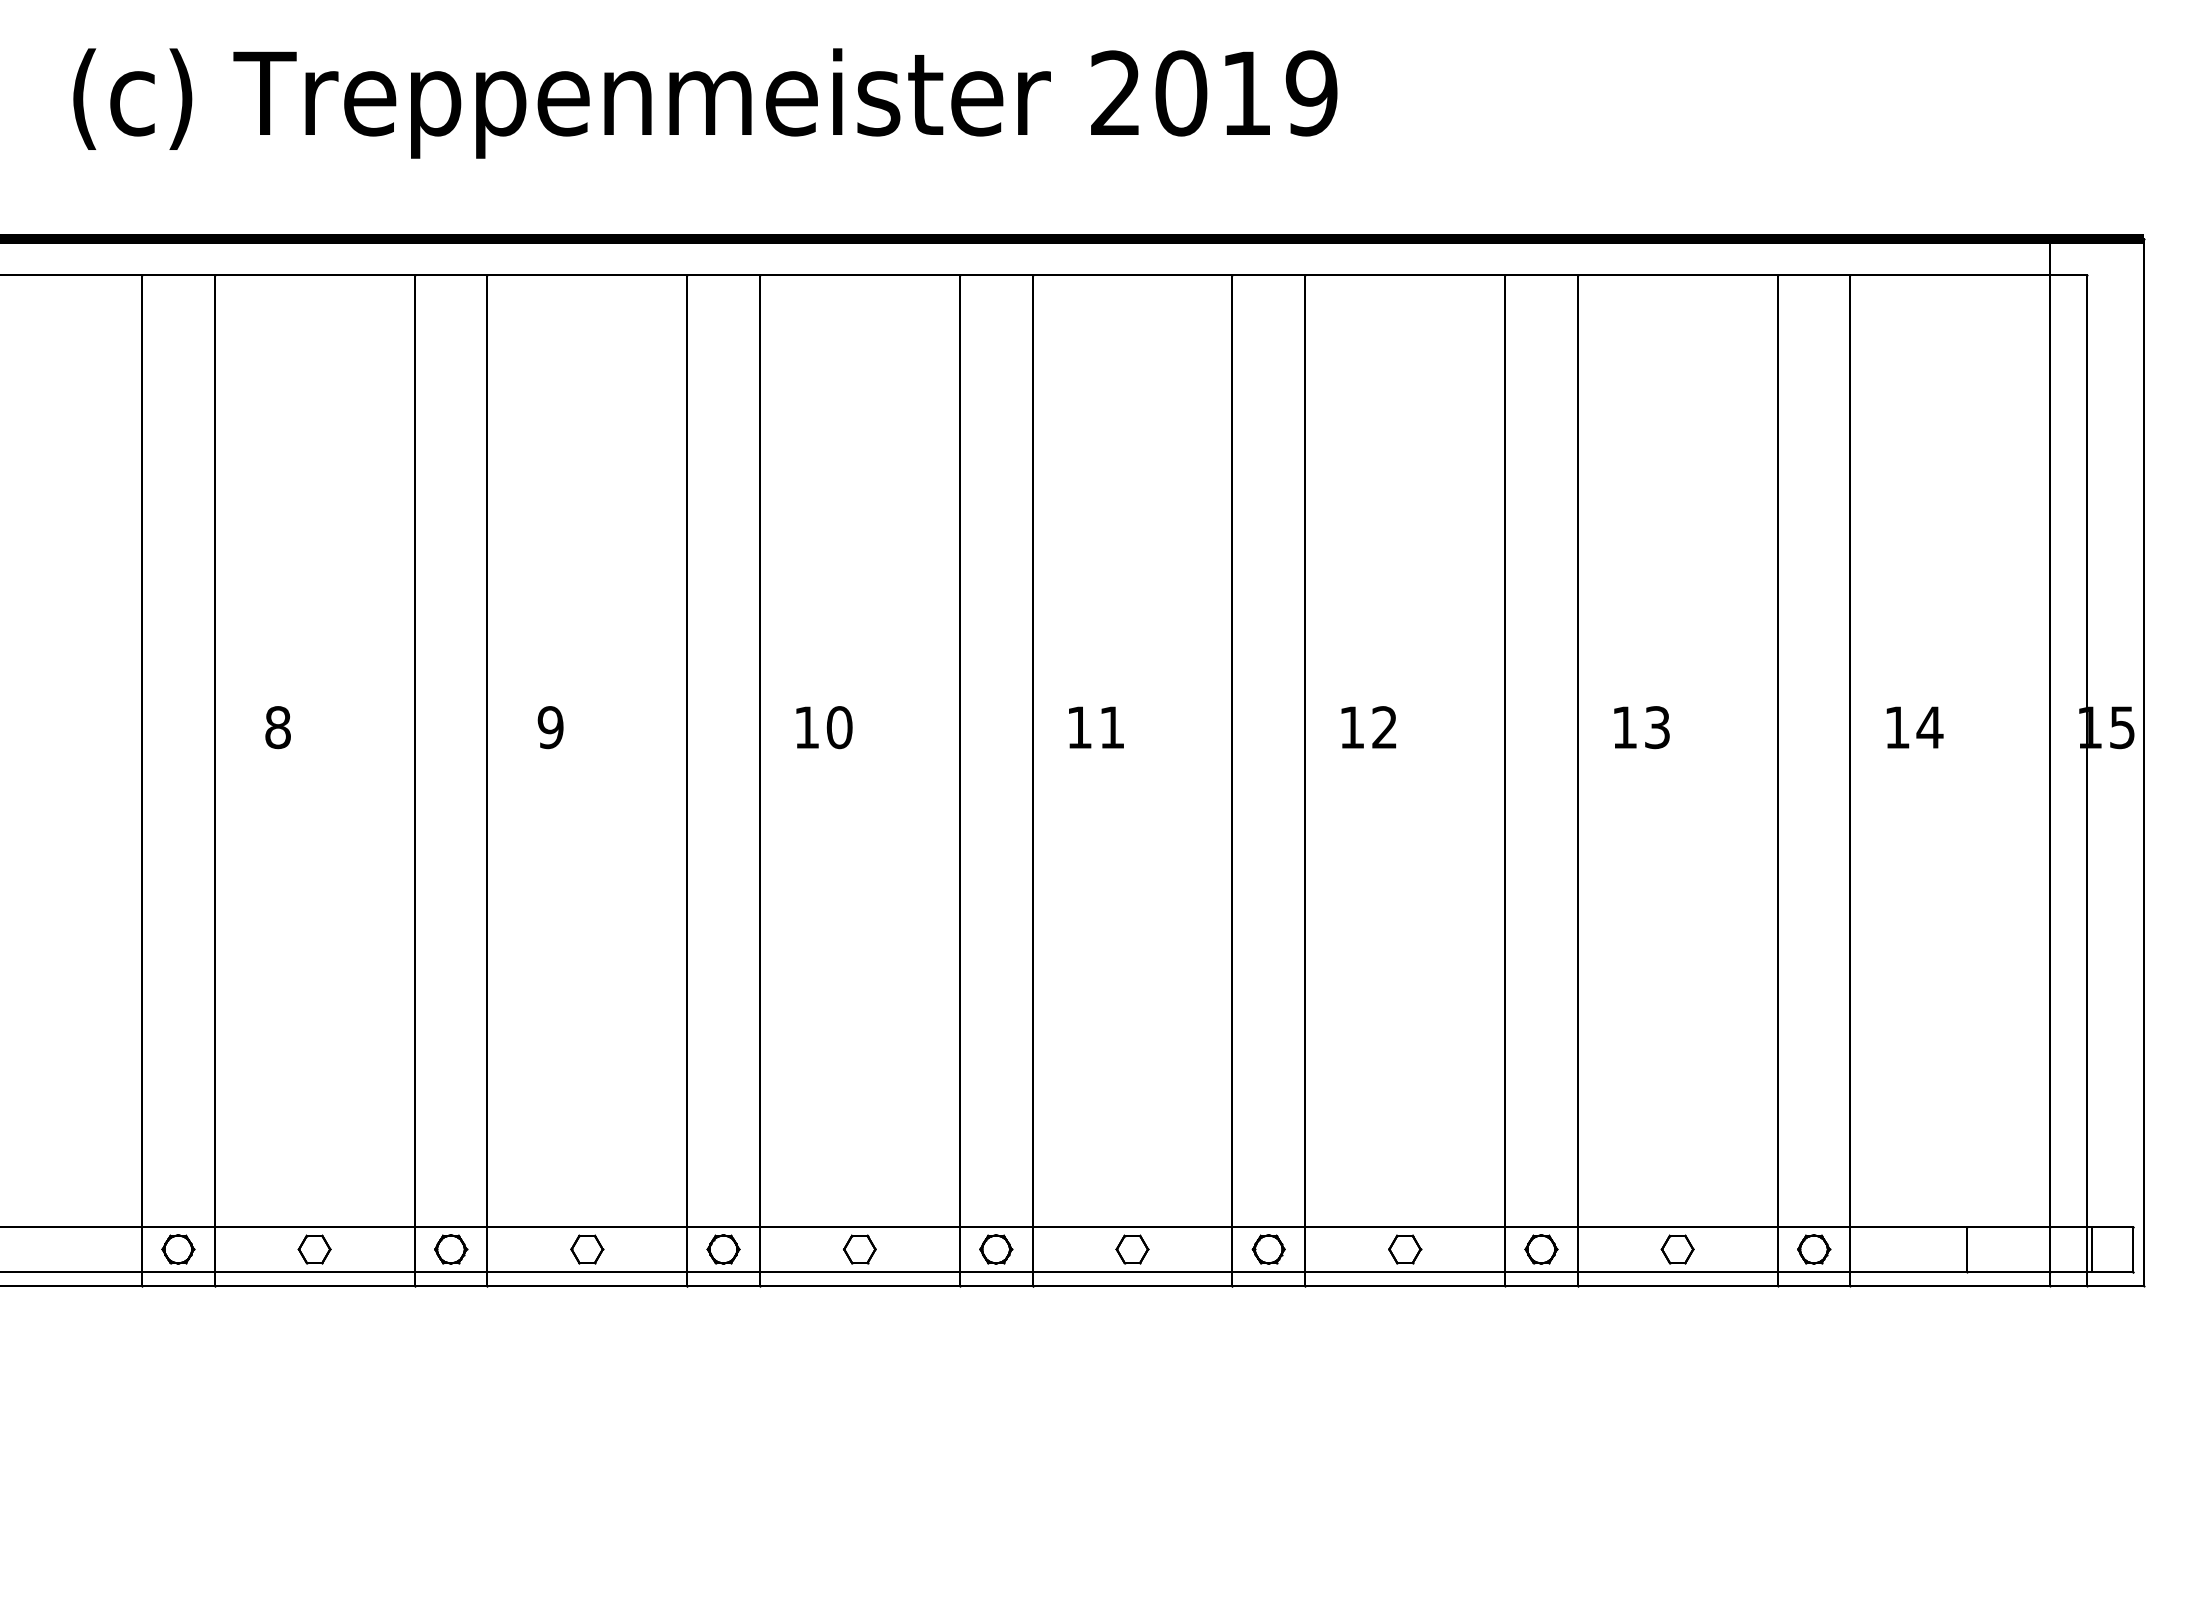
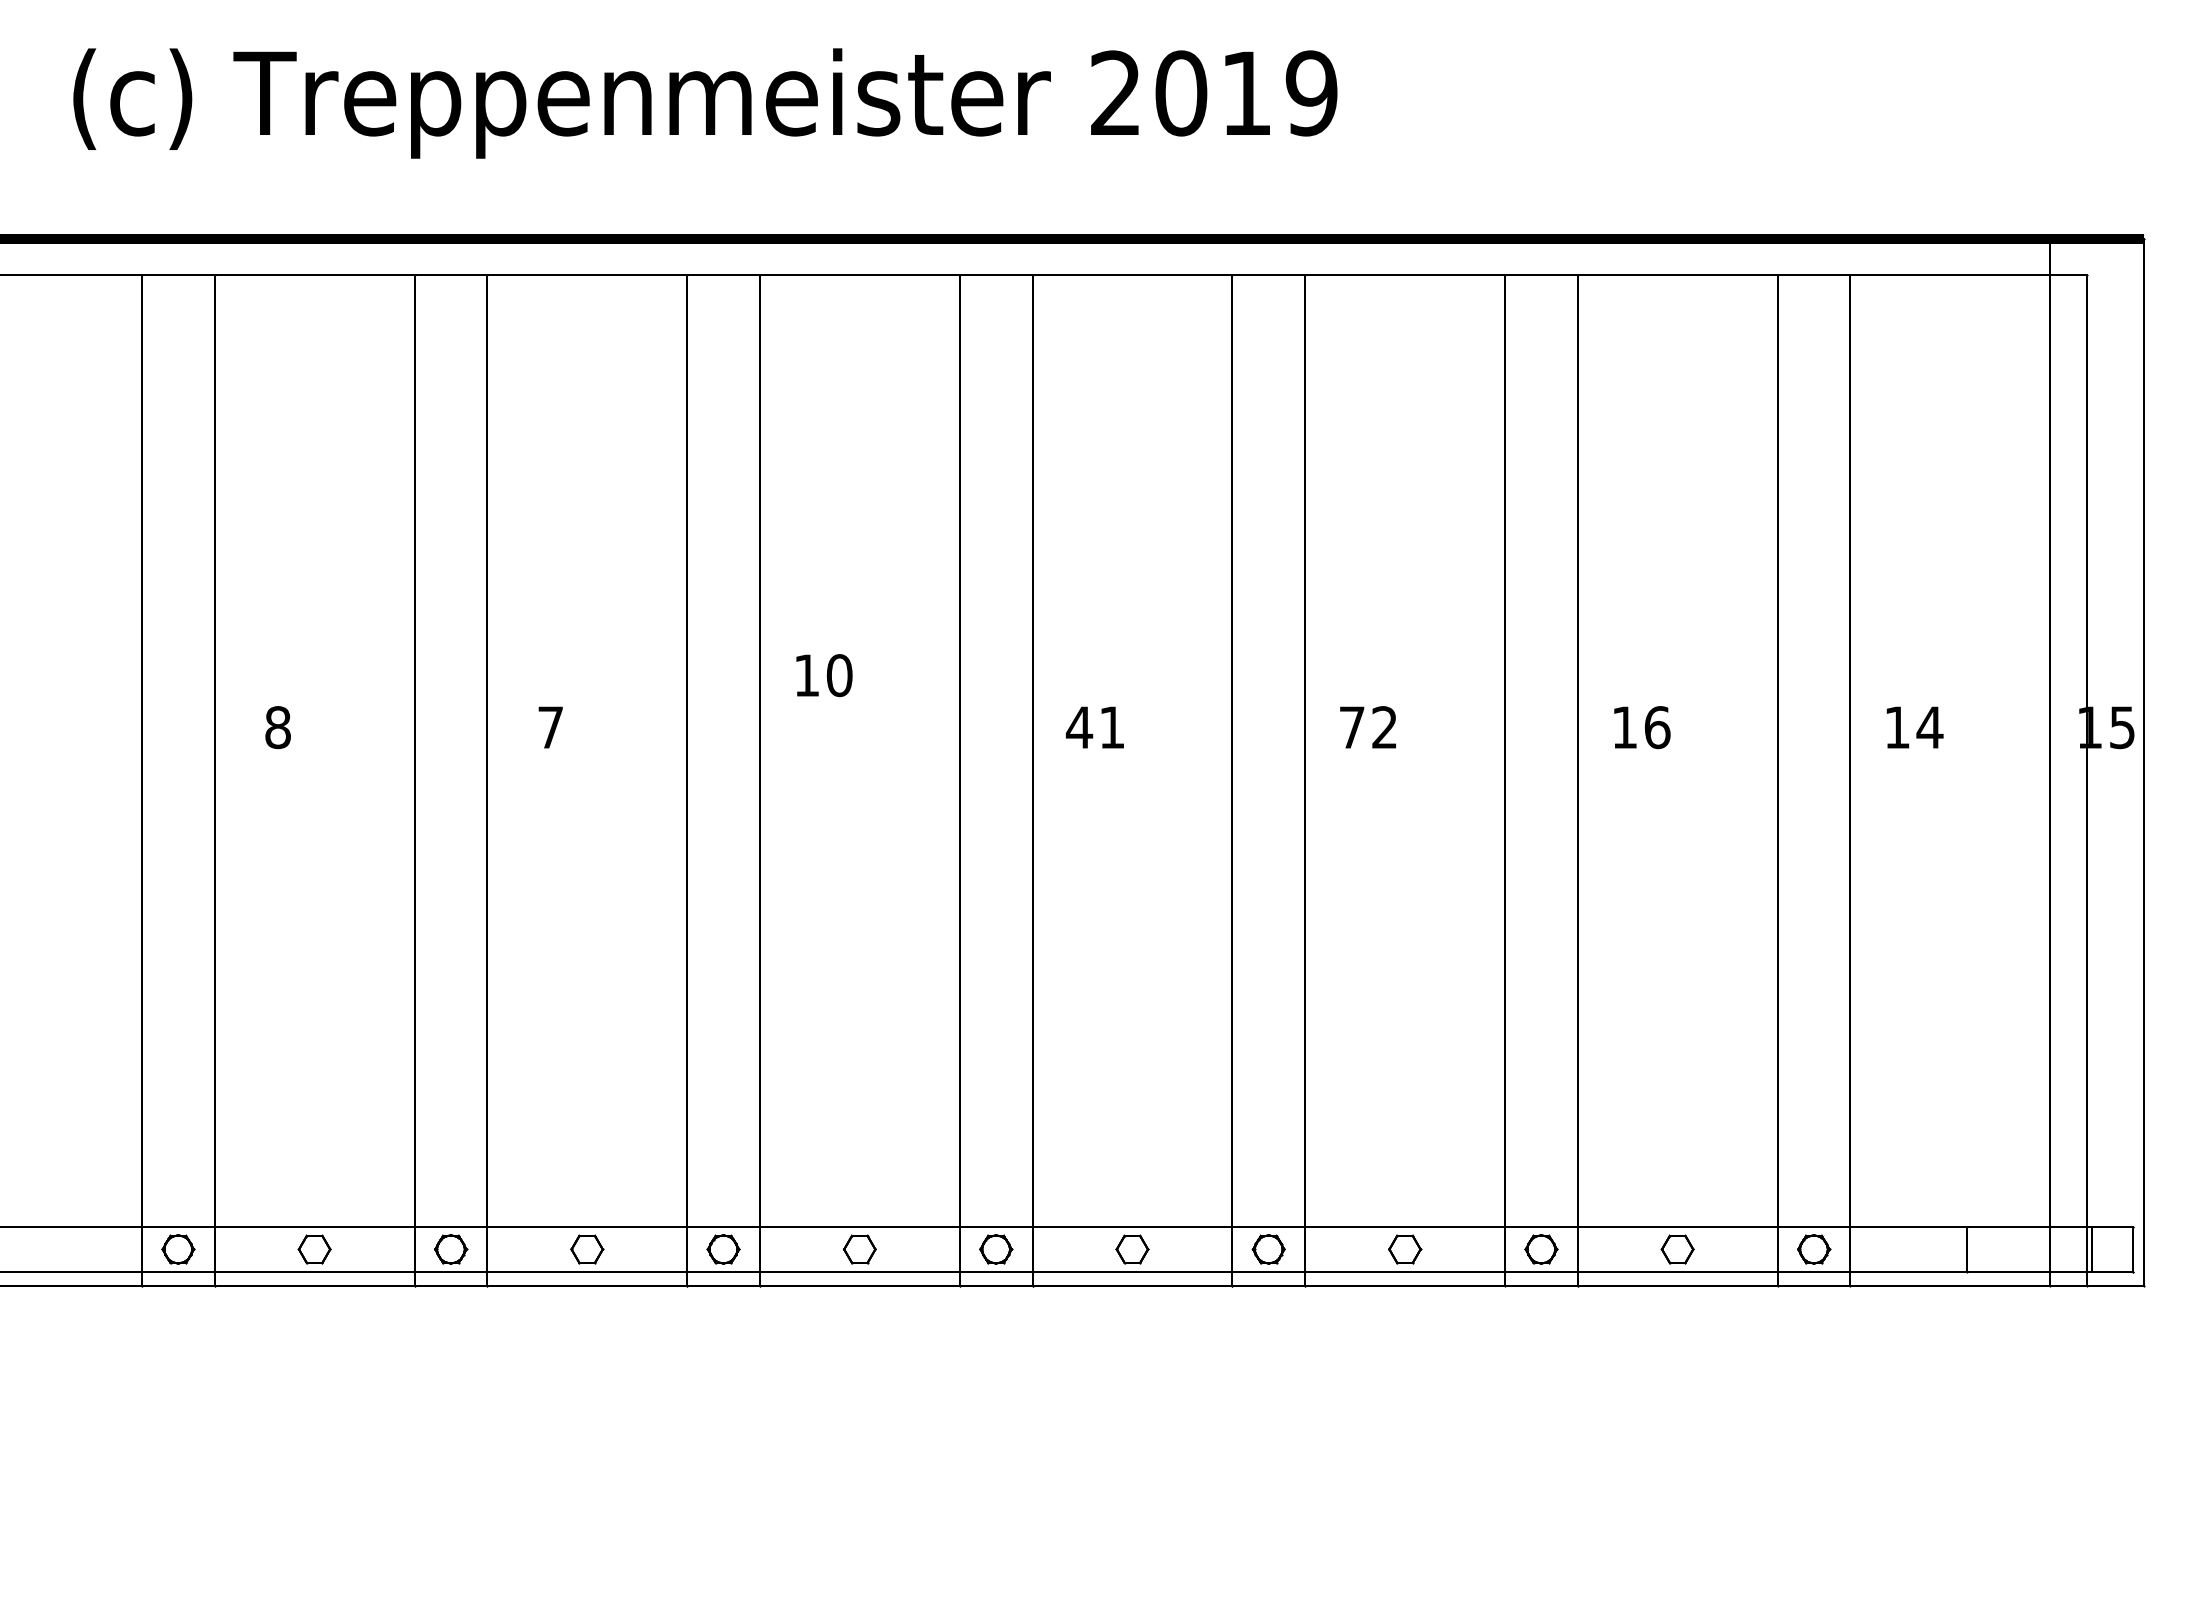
text: 9 -> 7 (550, 727)
text position: (824, 727) -> (824, 675) (824, 675)
text: 11 -> 41 (1079, 727)
text: 12 -> 72 (1352, 727)
text: 13 -> 16 (1657, 727)
